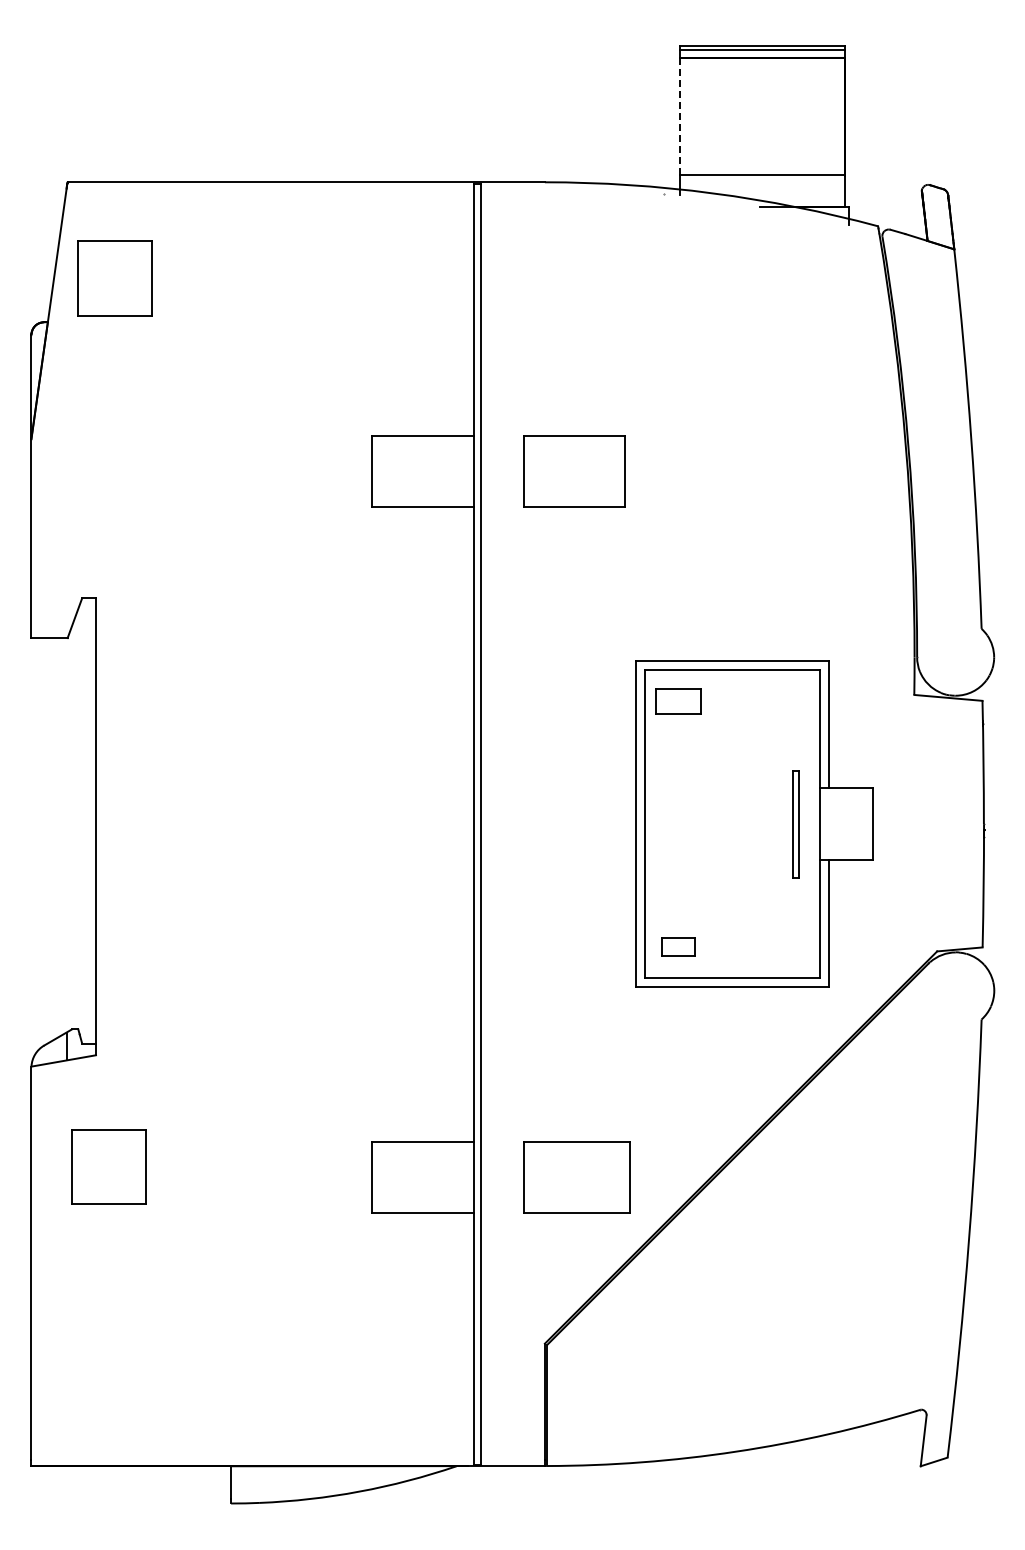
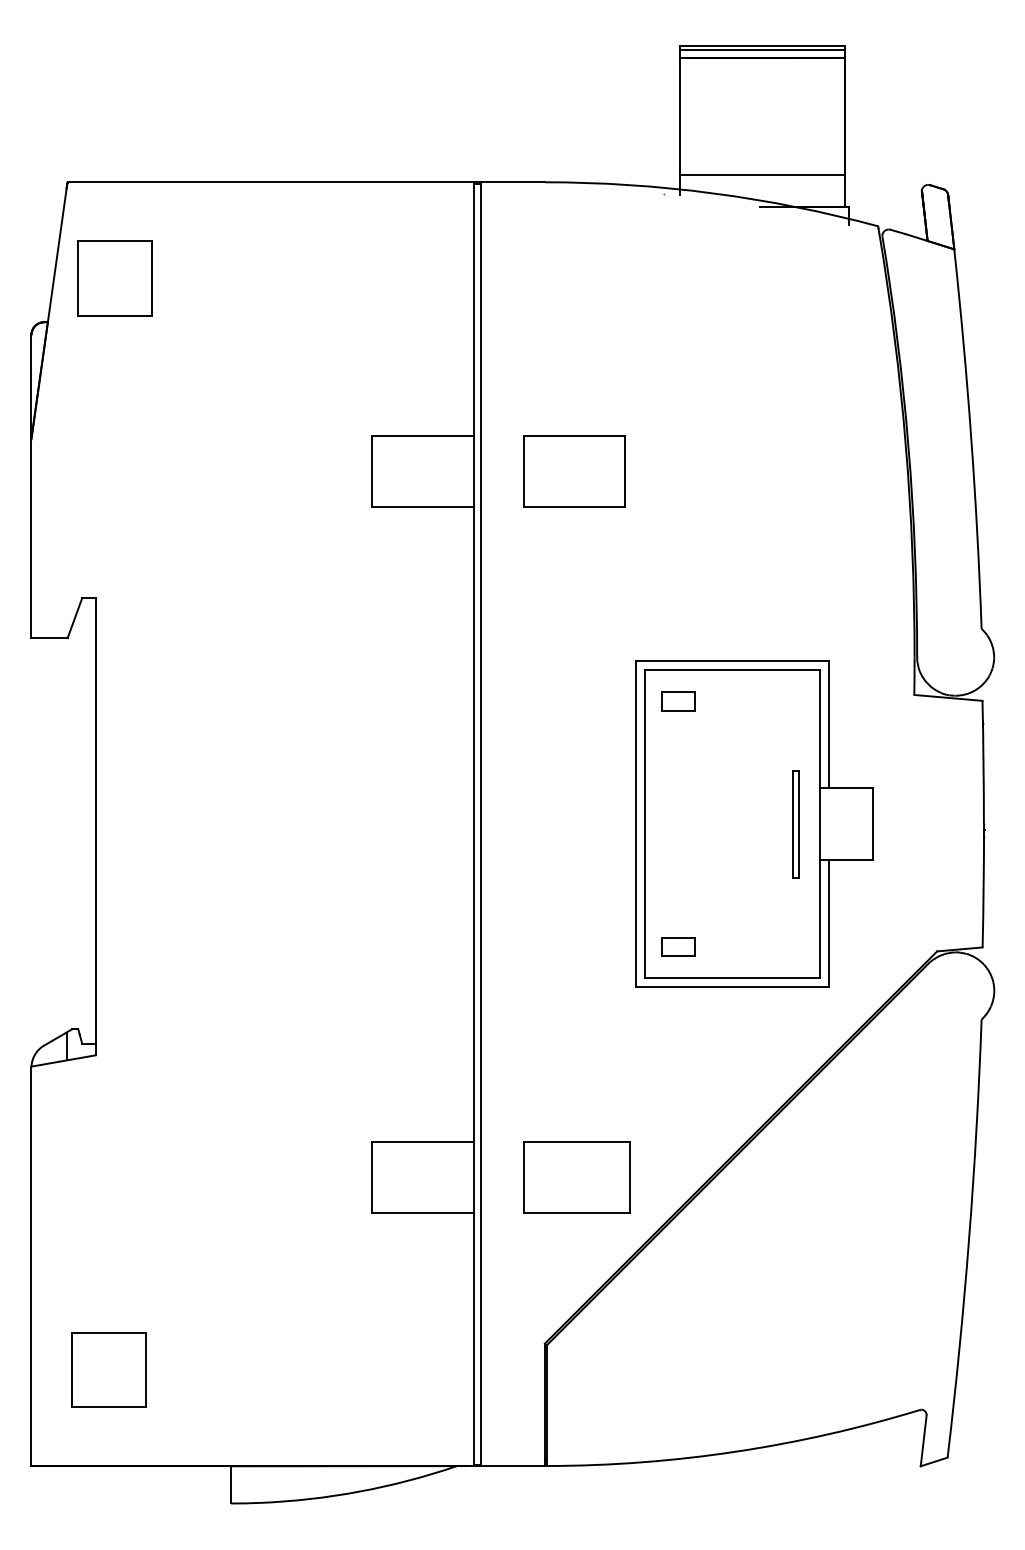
line: dashed -> solid (680, 116)
part size: 47x27 px -> 35x21 px (678, 701)
part position: (108, 1166) -> (108, 1369) (108, 1369)
